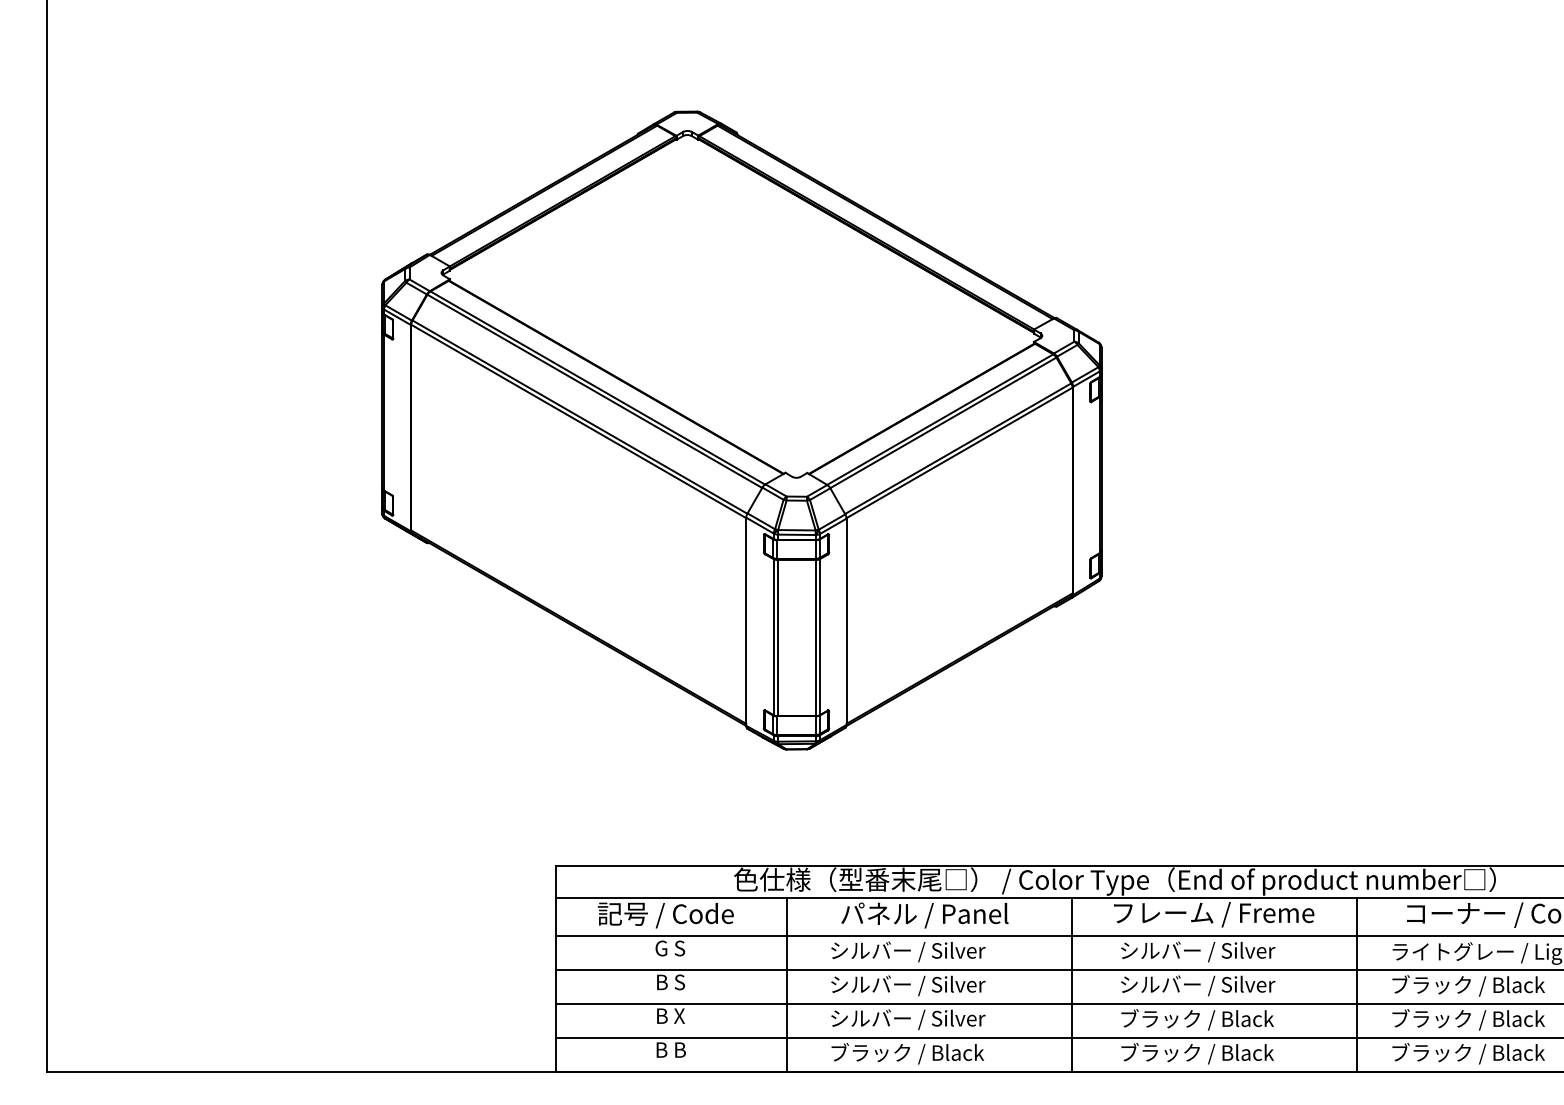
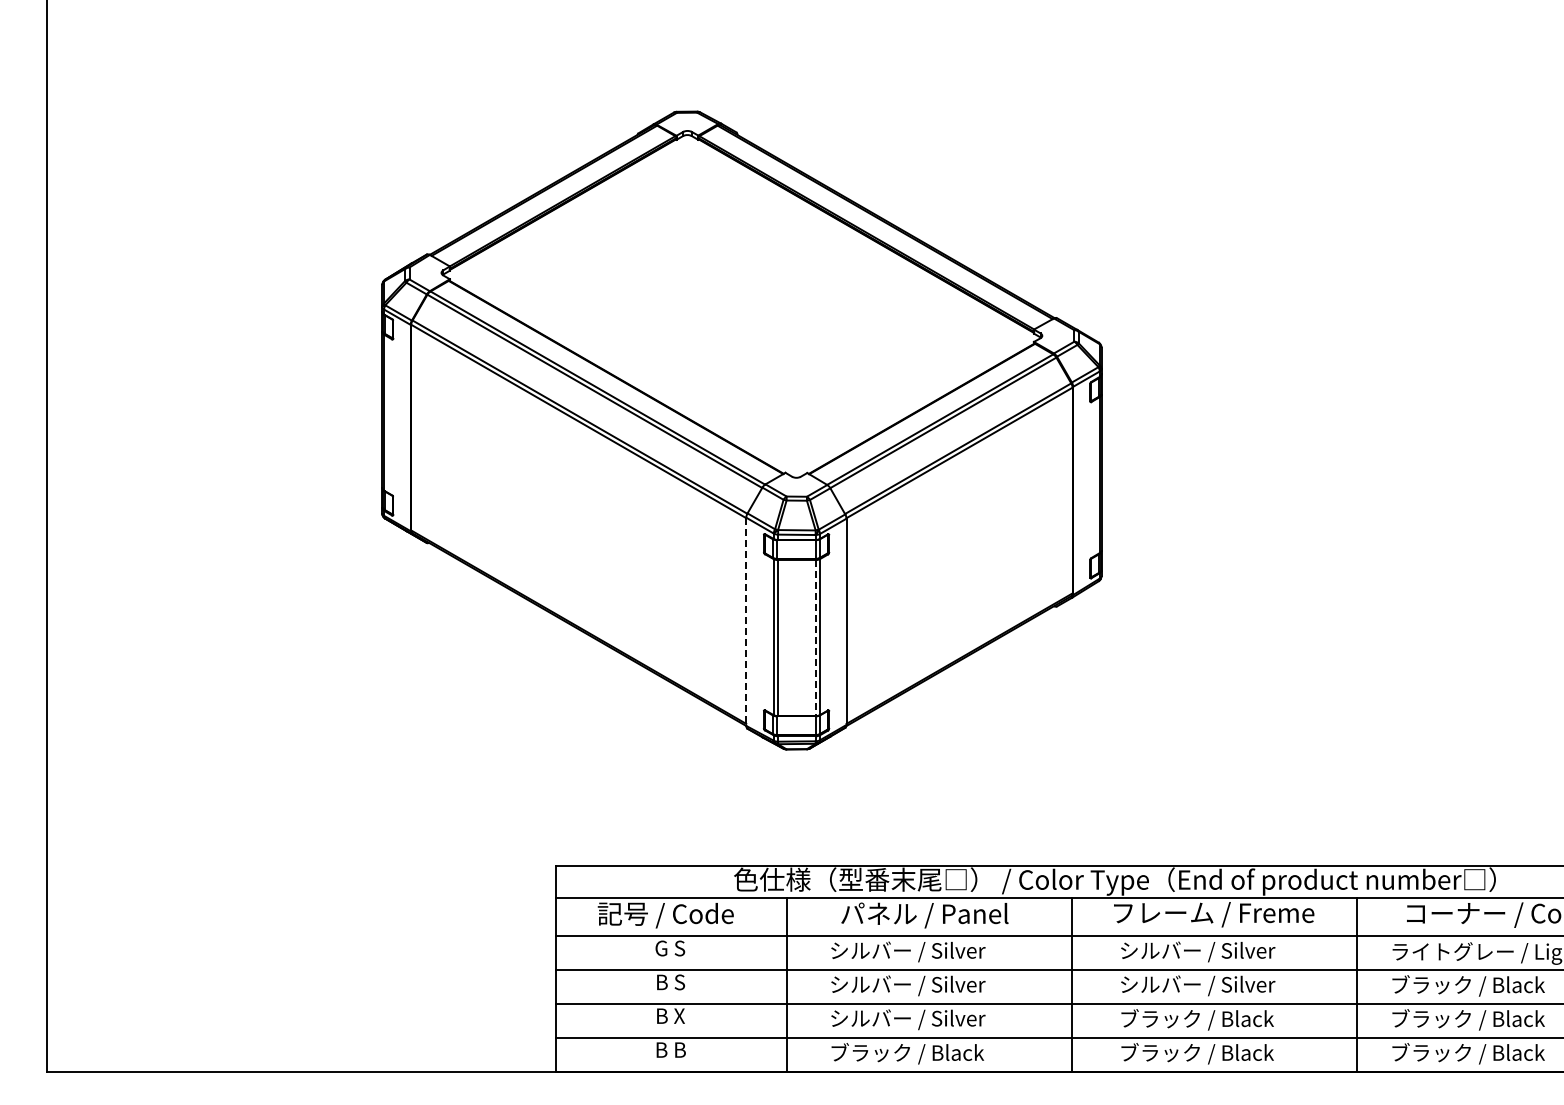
line: solid -> dashed (746, 622)
line: solid -> dashed (815, 638)
